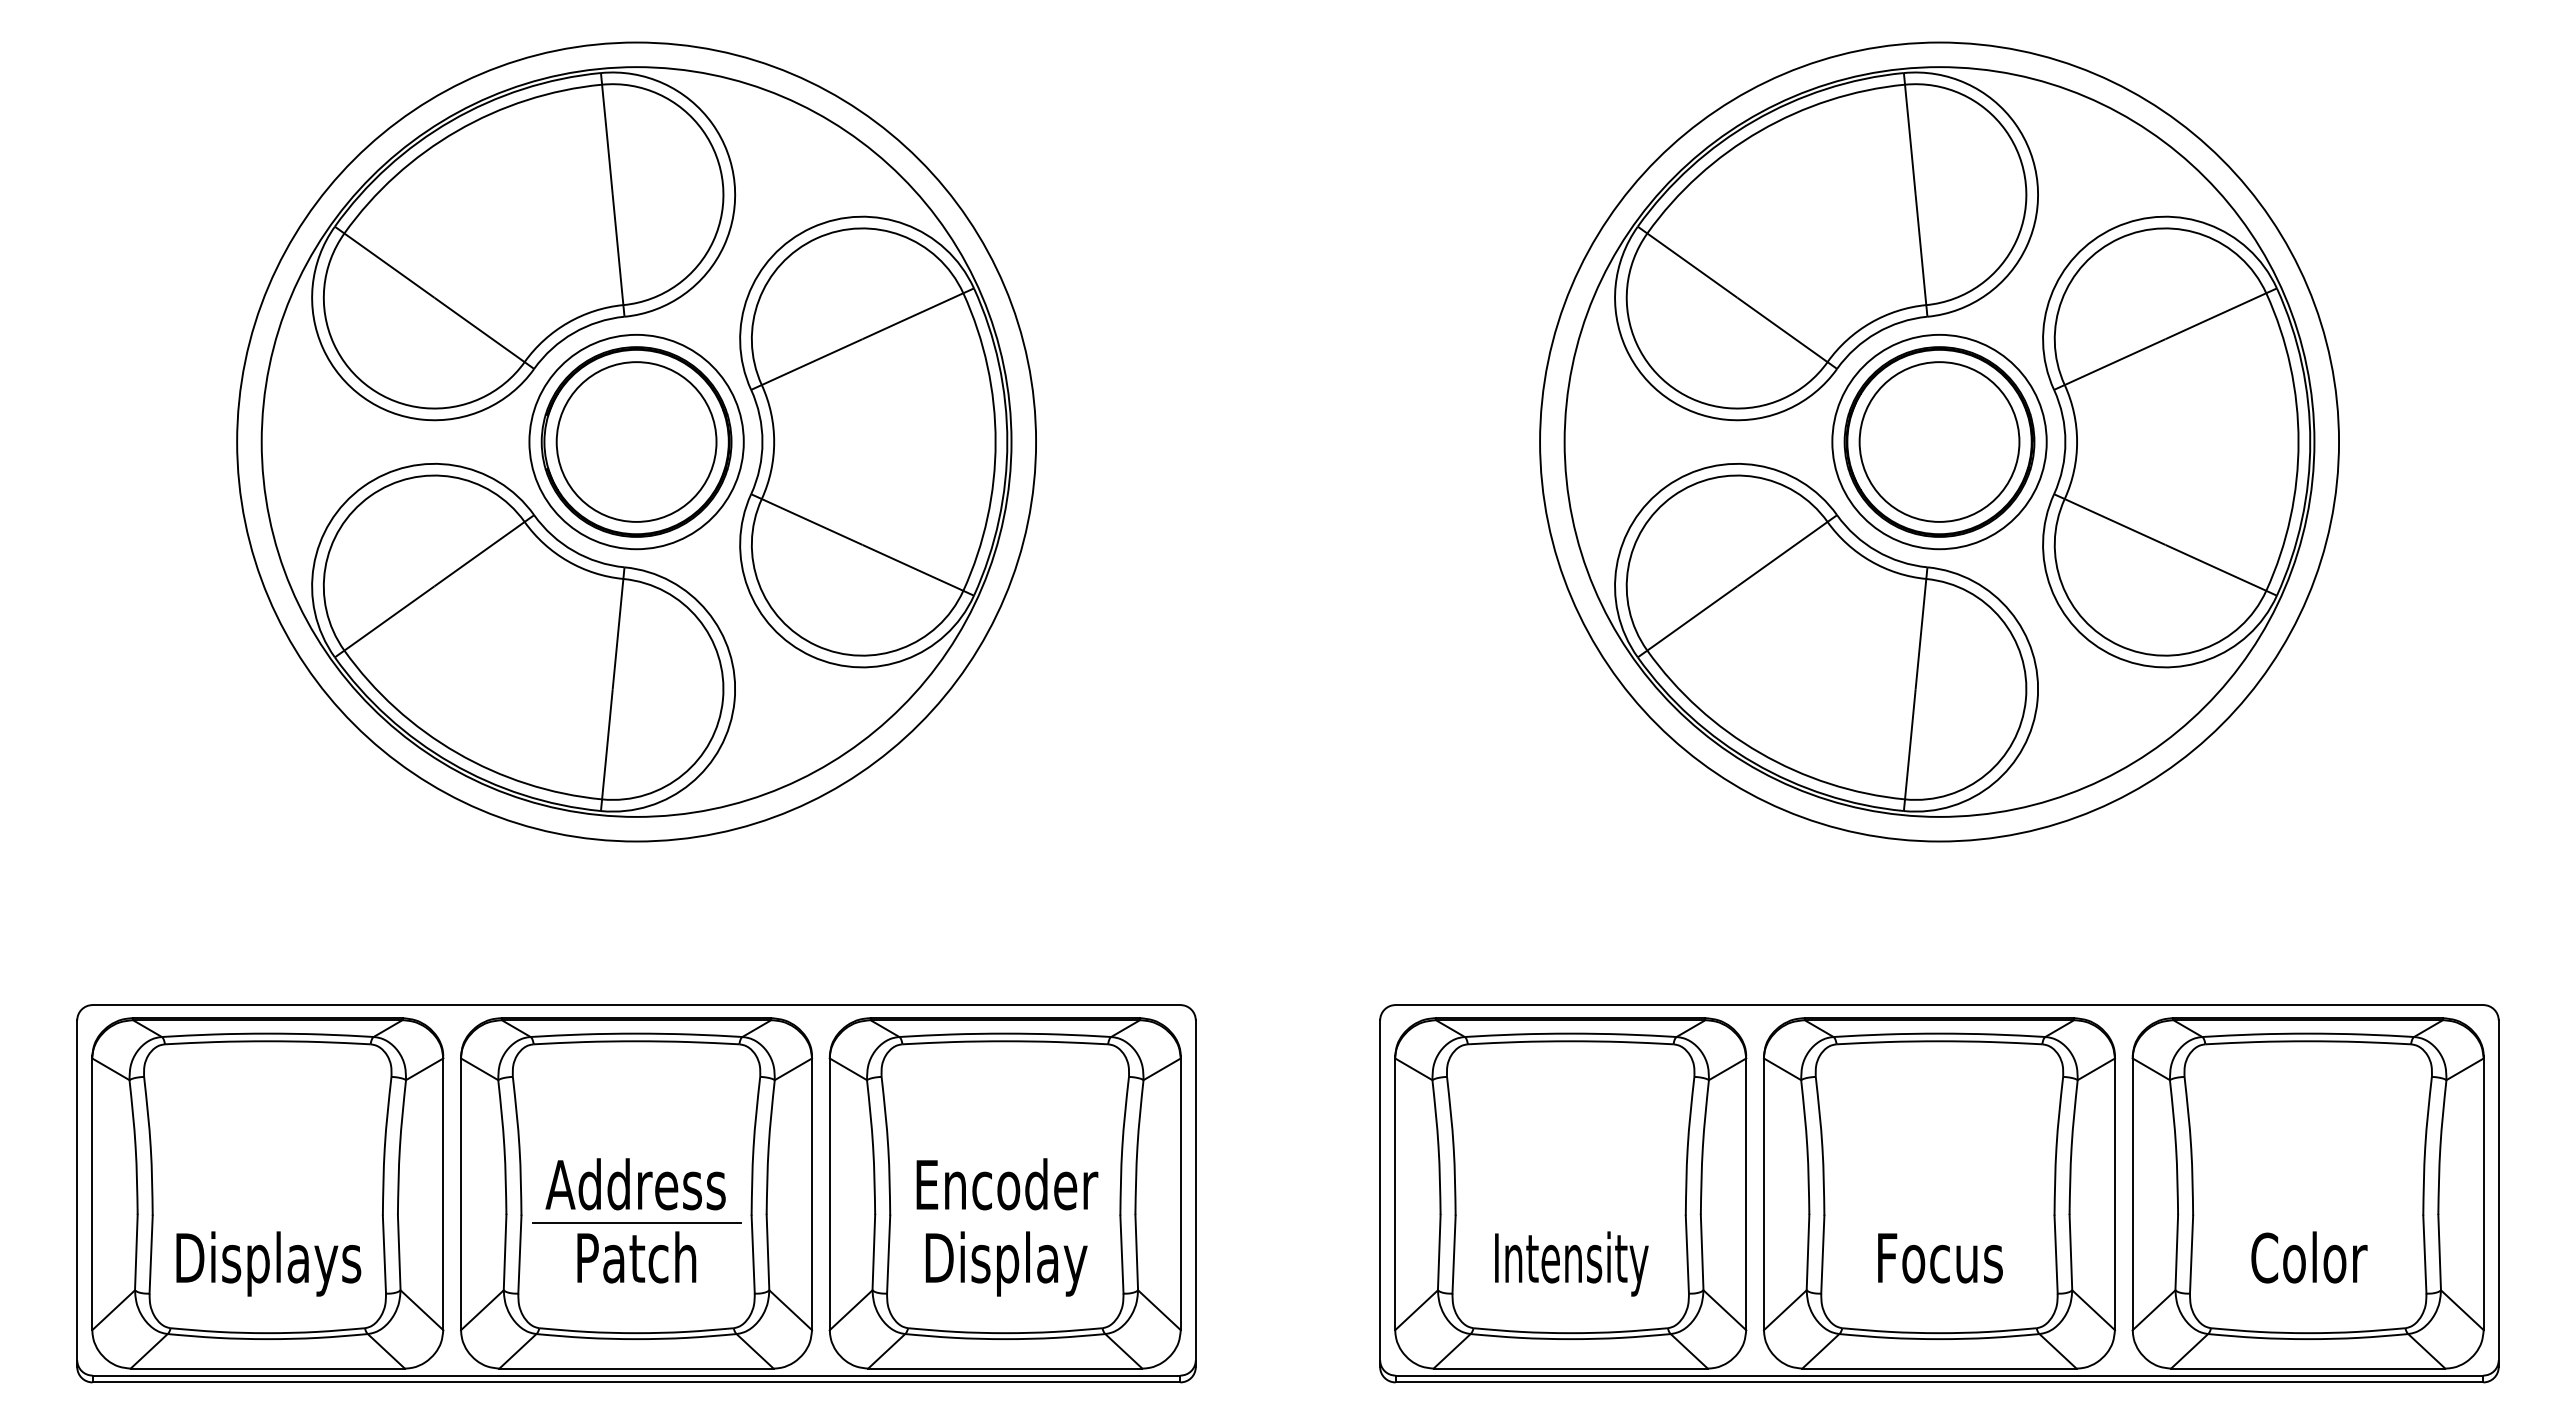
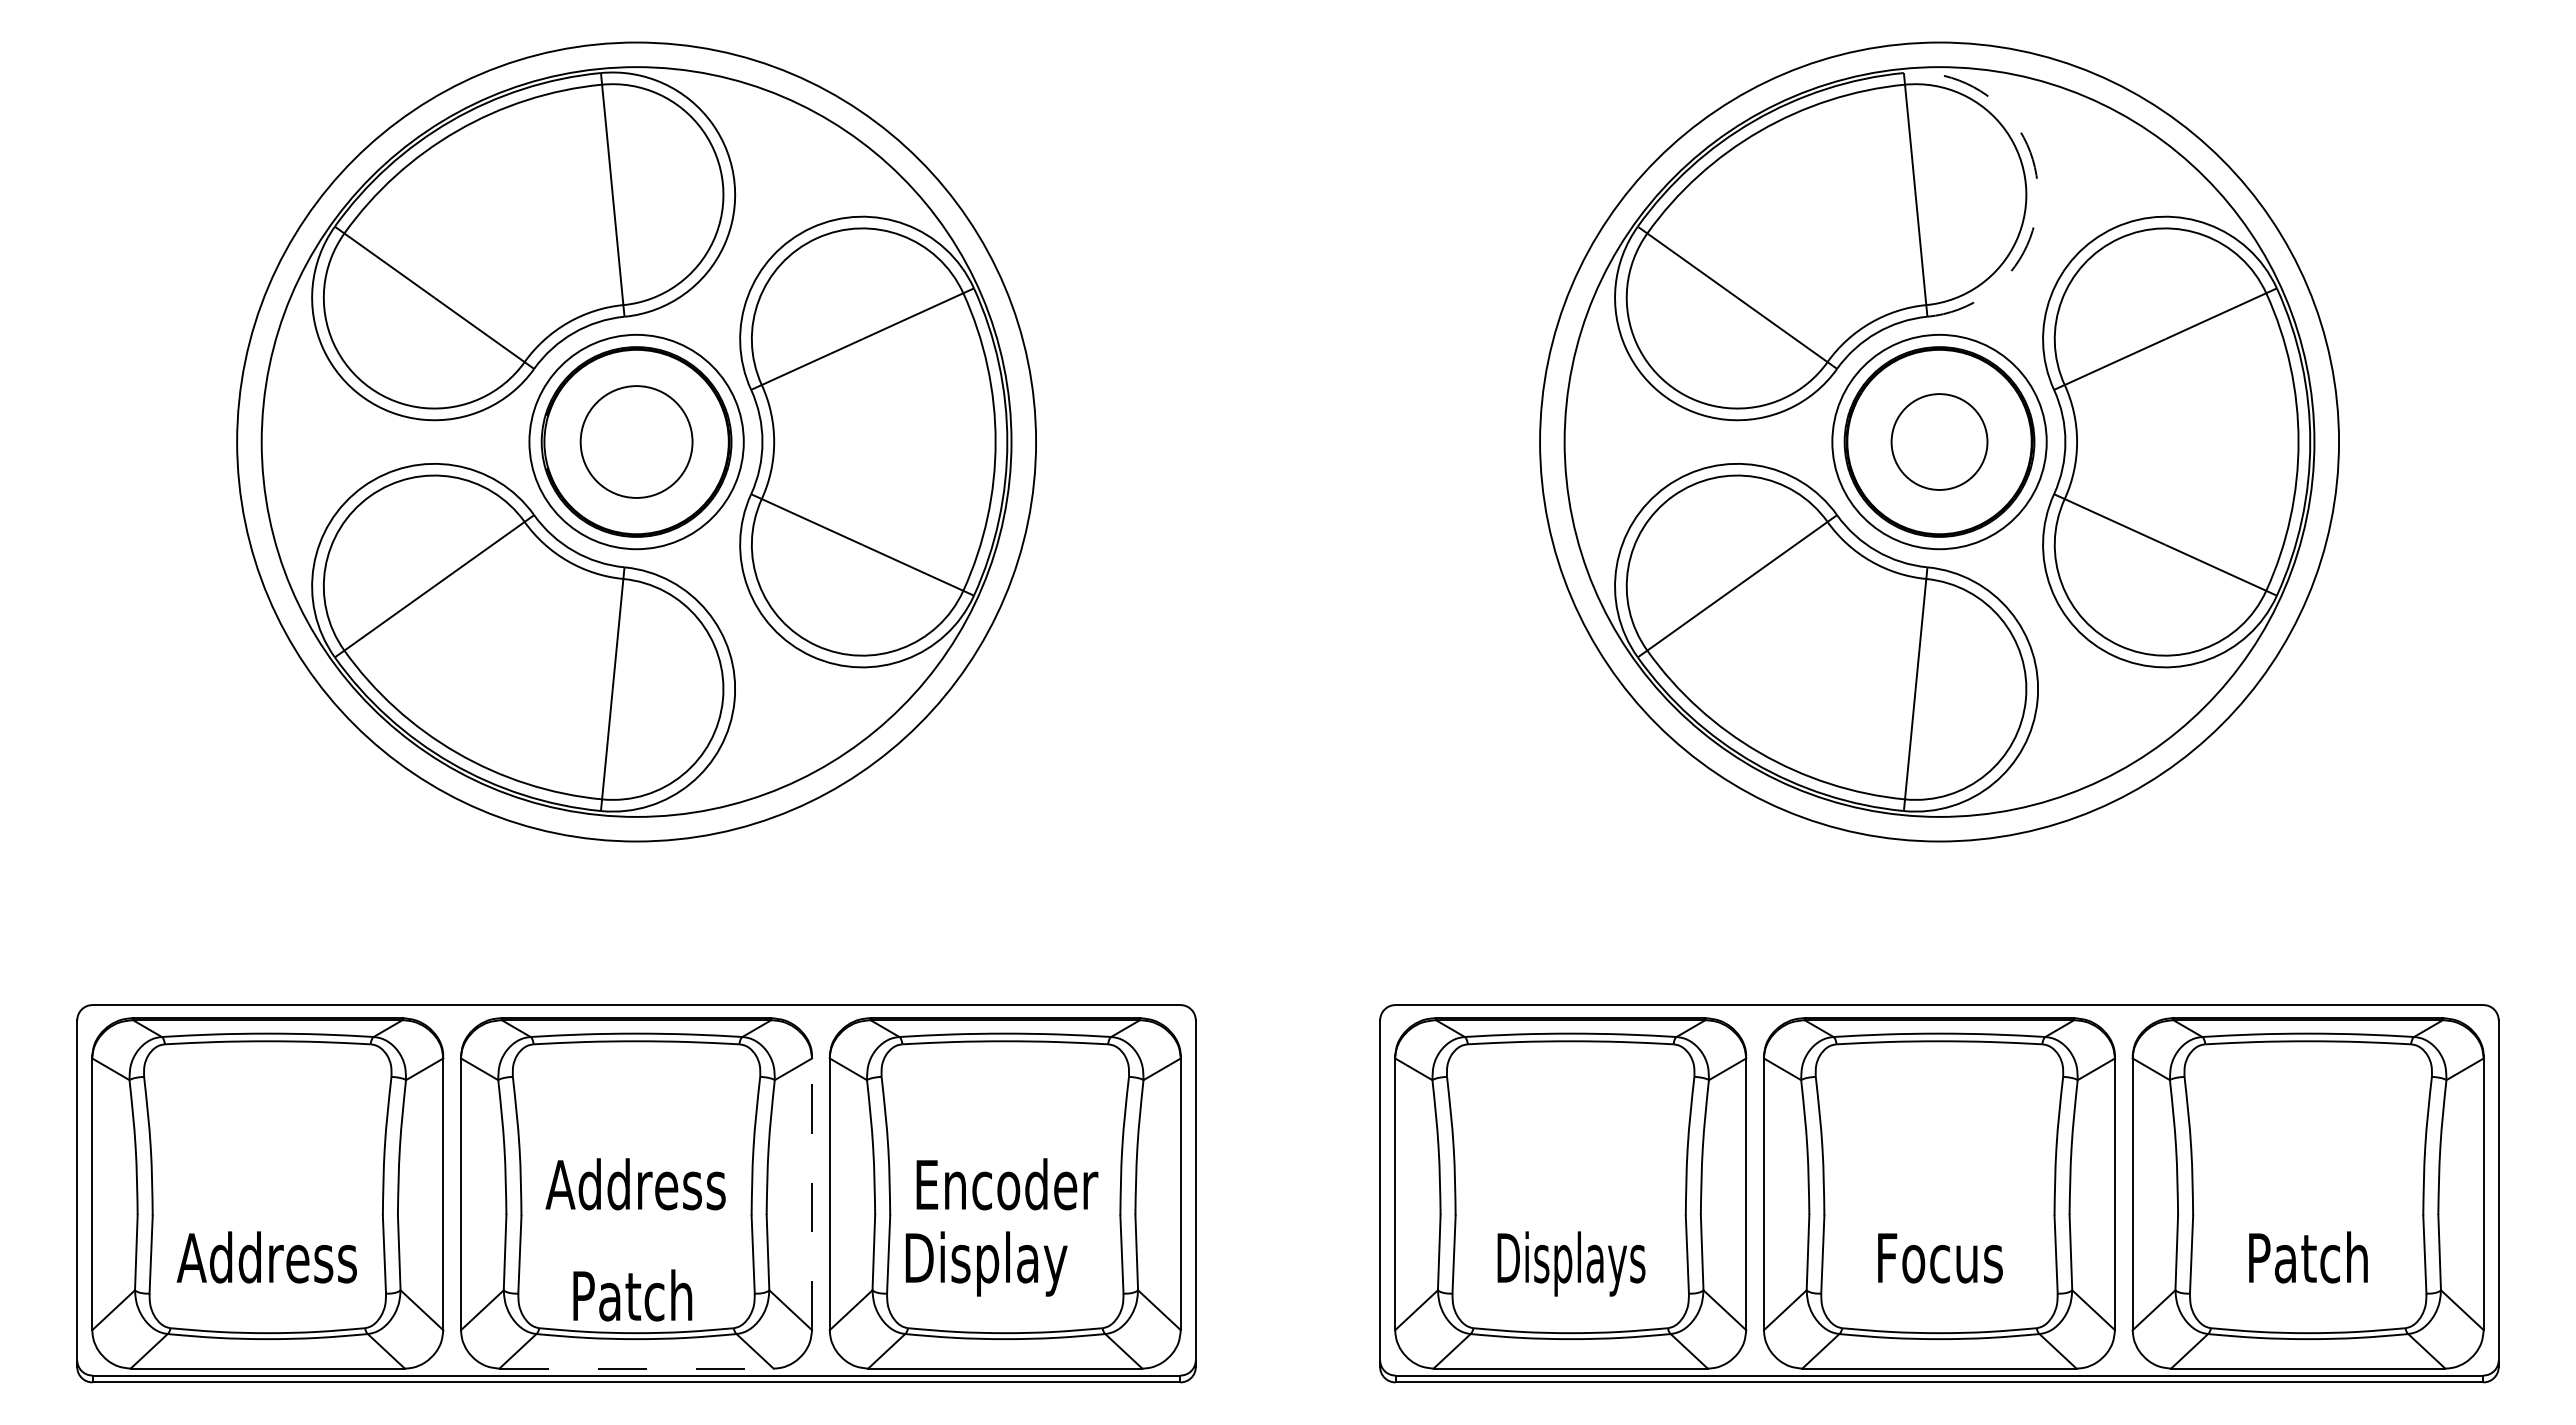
arc: solid -> dashed (2037, 183)
circle diameter: 160 px -> 112 px (636, 441)
circle diameter: 160 px -> 96 px (1939, 441)
line: solid -> dashed (812, 1193)
line: present -> none (636, 1223)
text position: (636, 1257) -> (632, 1295) (632, 1295)
text: Color -> Patch (2308, 1257)
text: Displays -> Address (268, 1263)
text position: (1006, 1263) -> (986, 1263) (986, 1263)
text: Intensity -> Displays (1571, 1263)
line: solid -> dashed (637, 1368)
